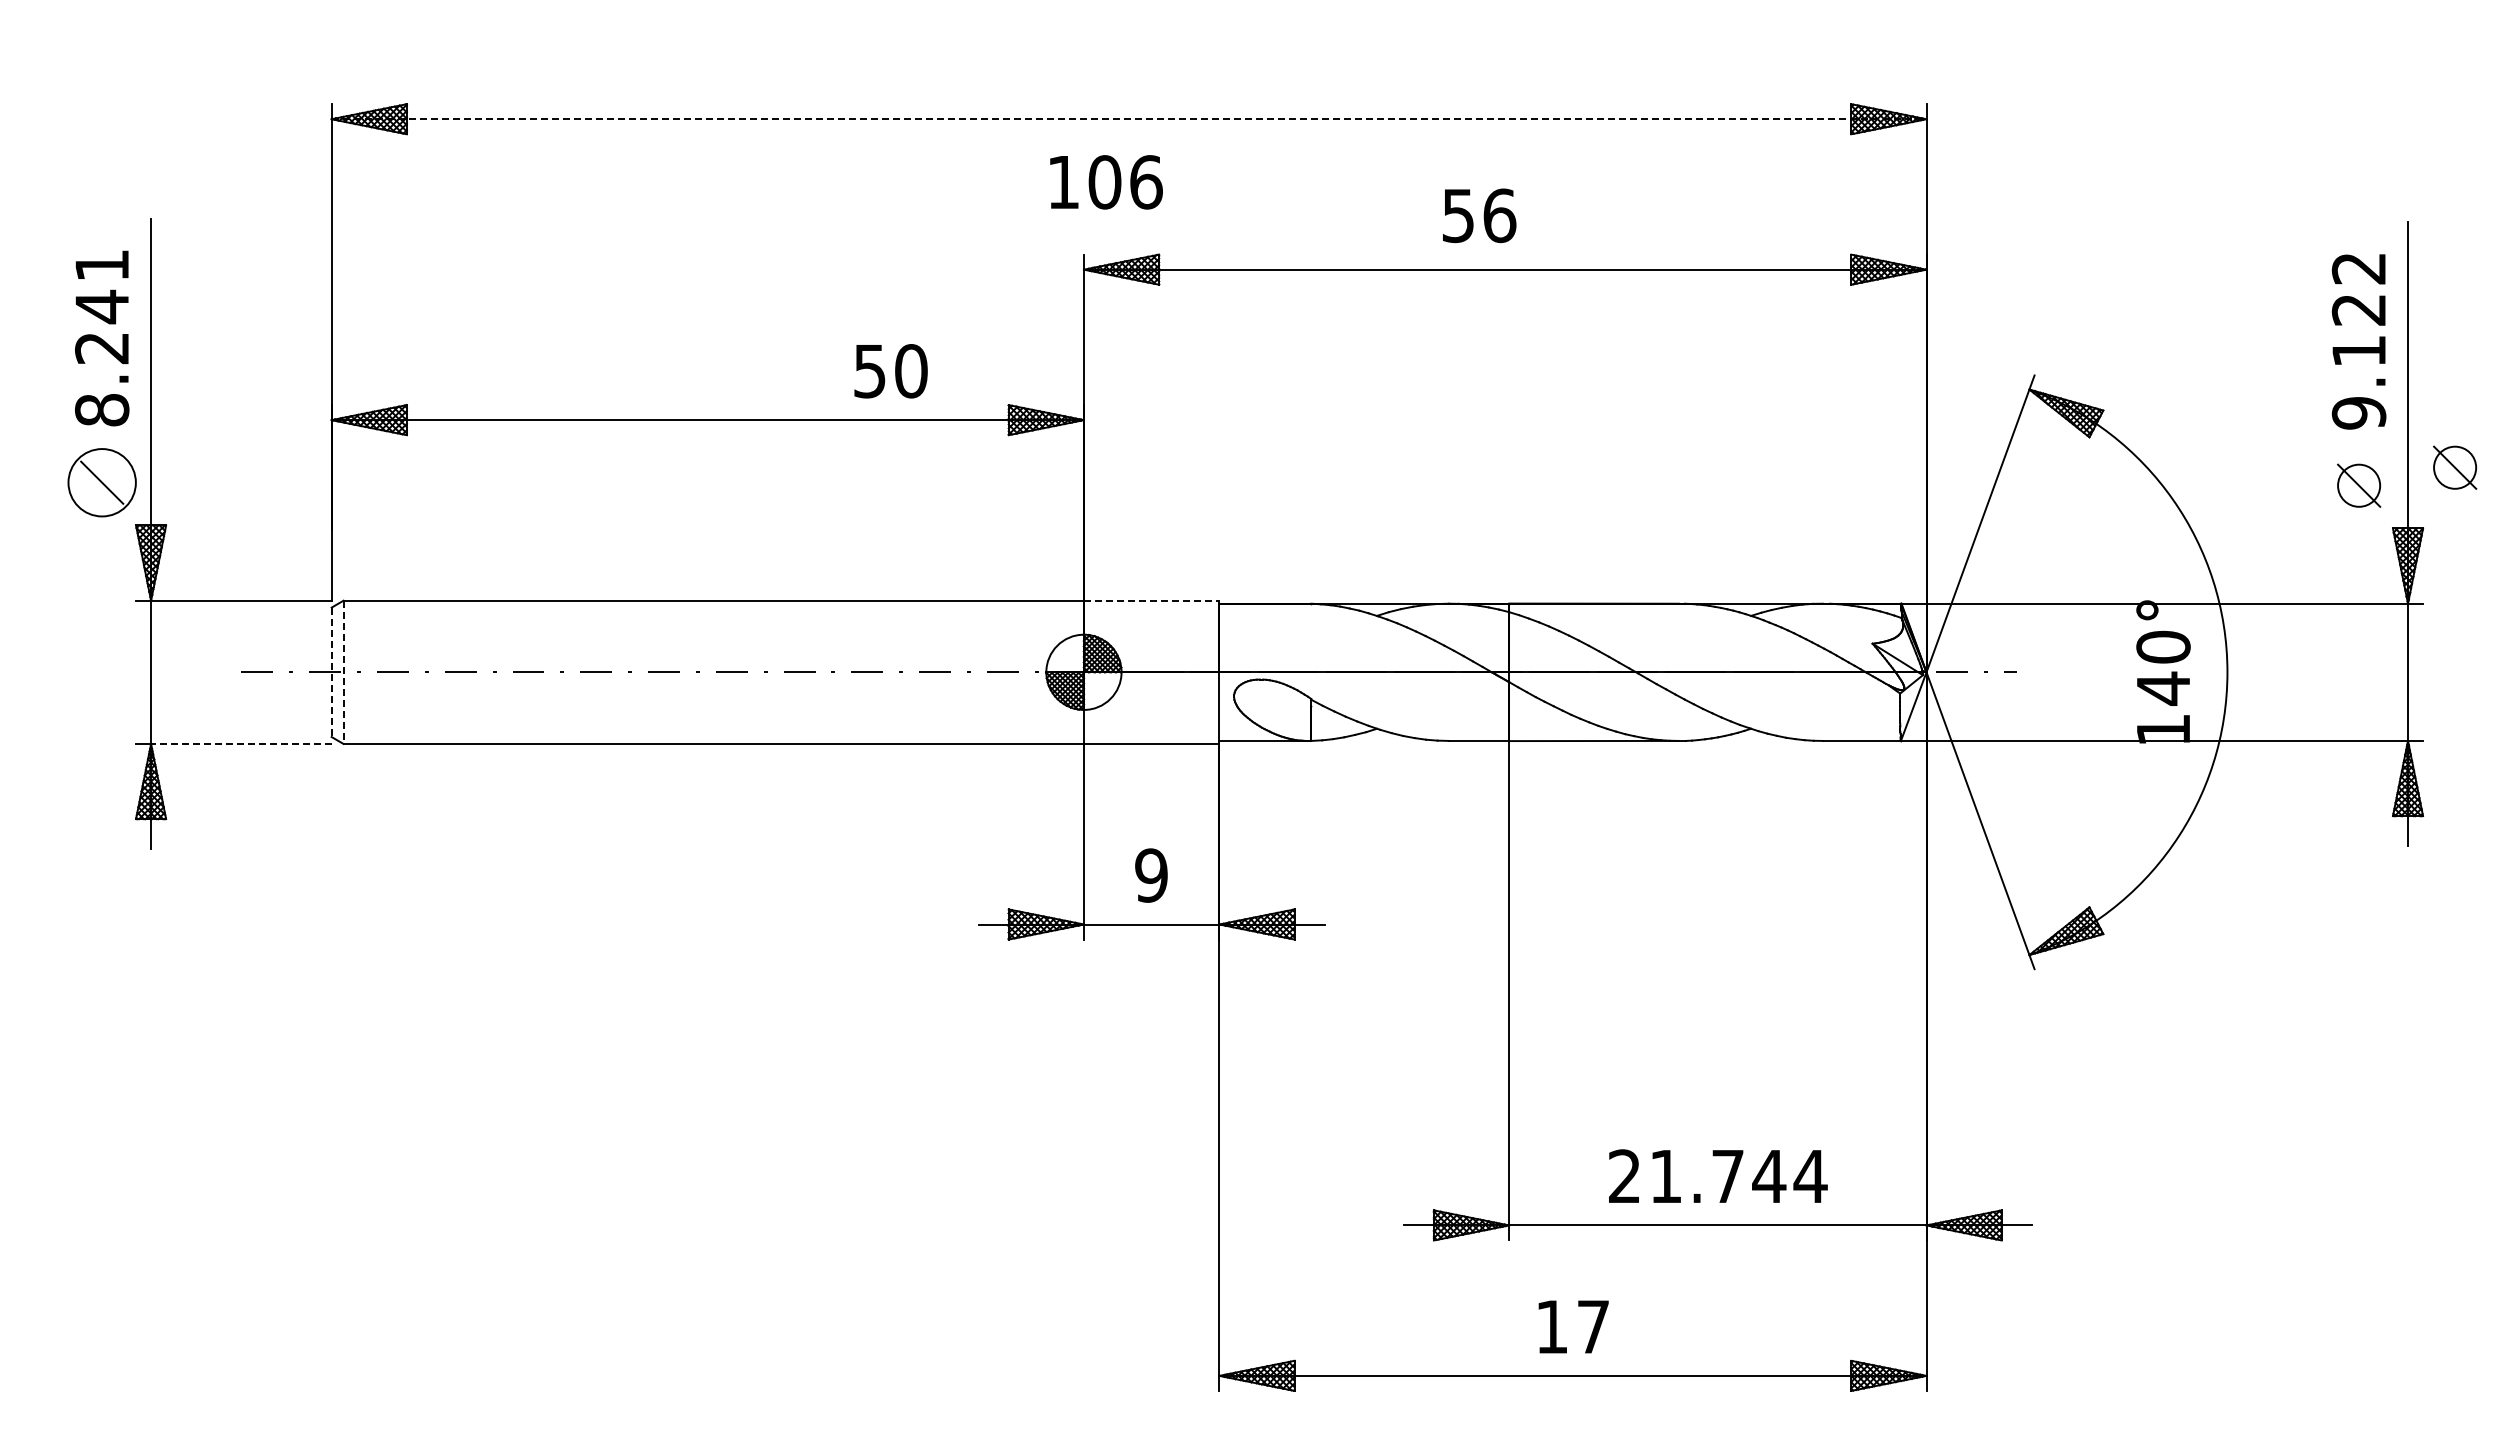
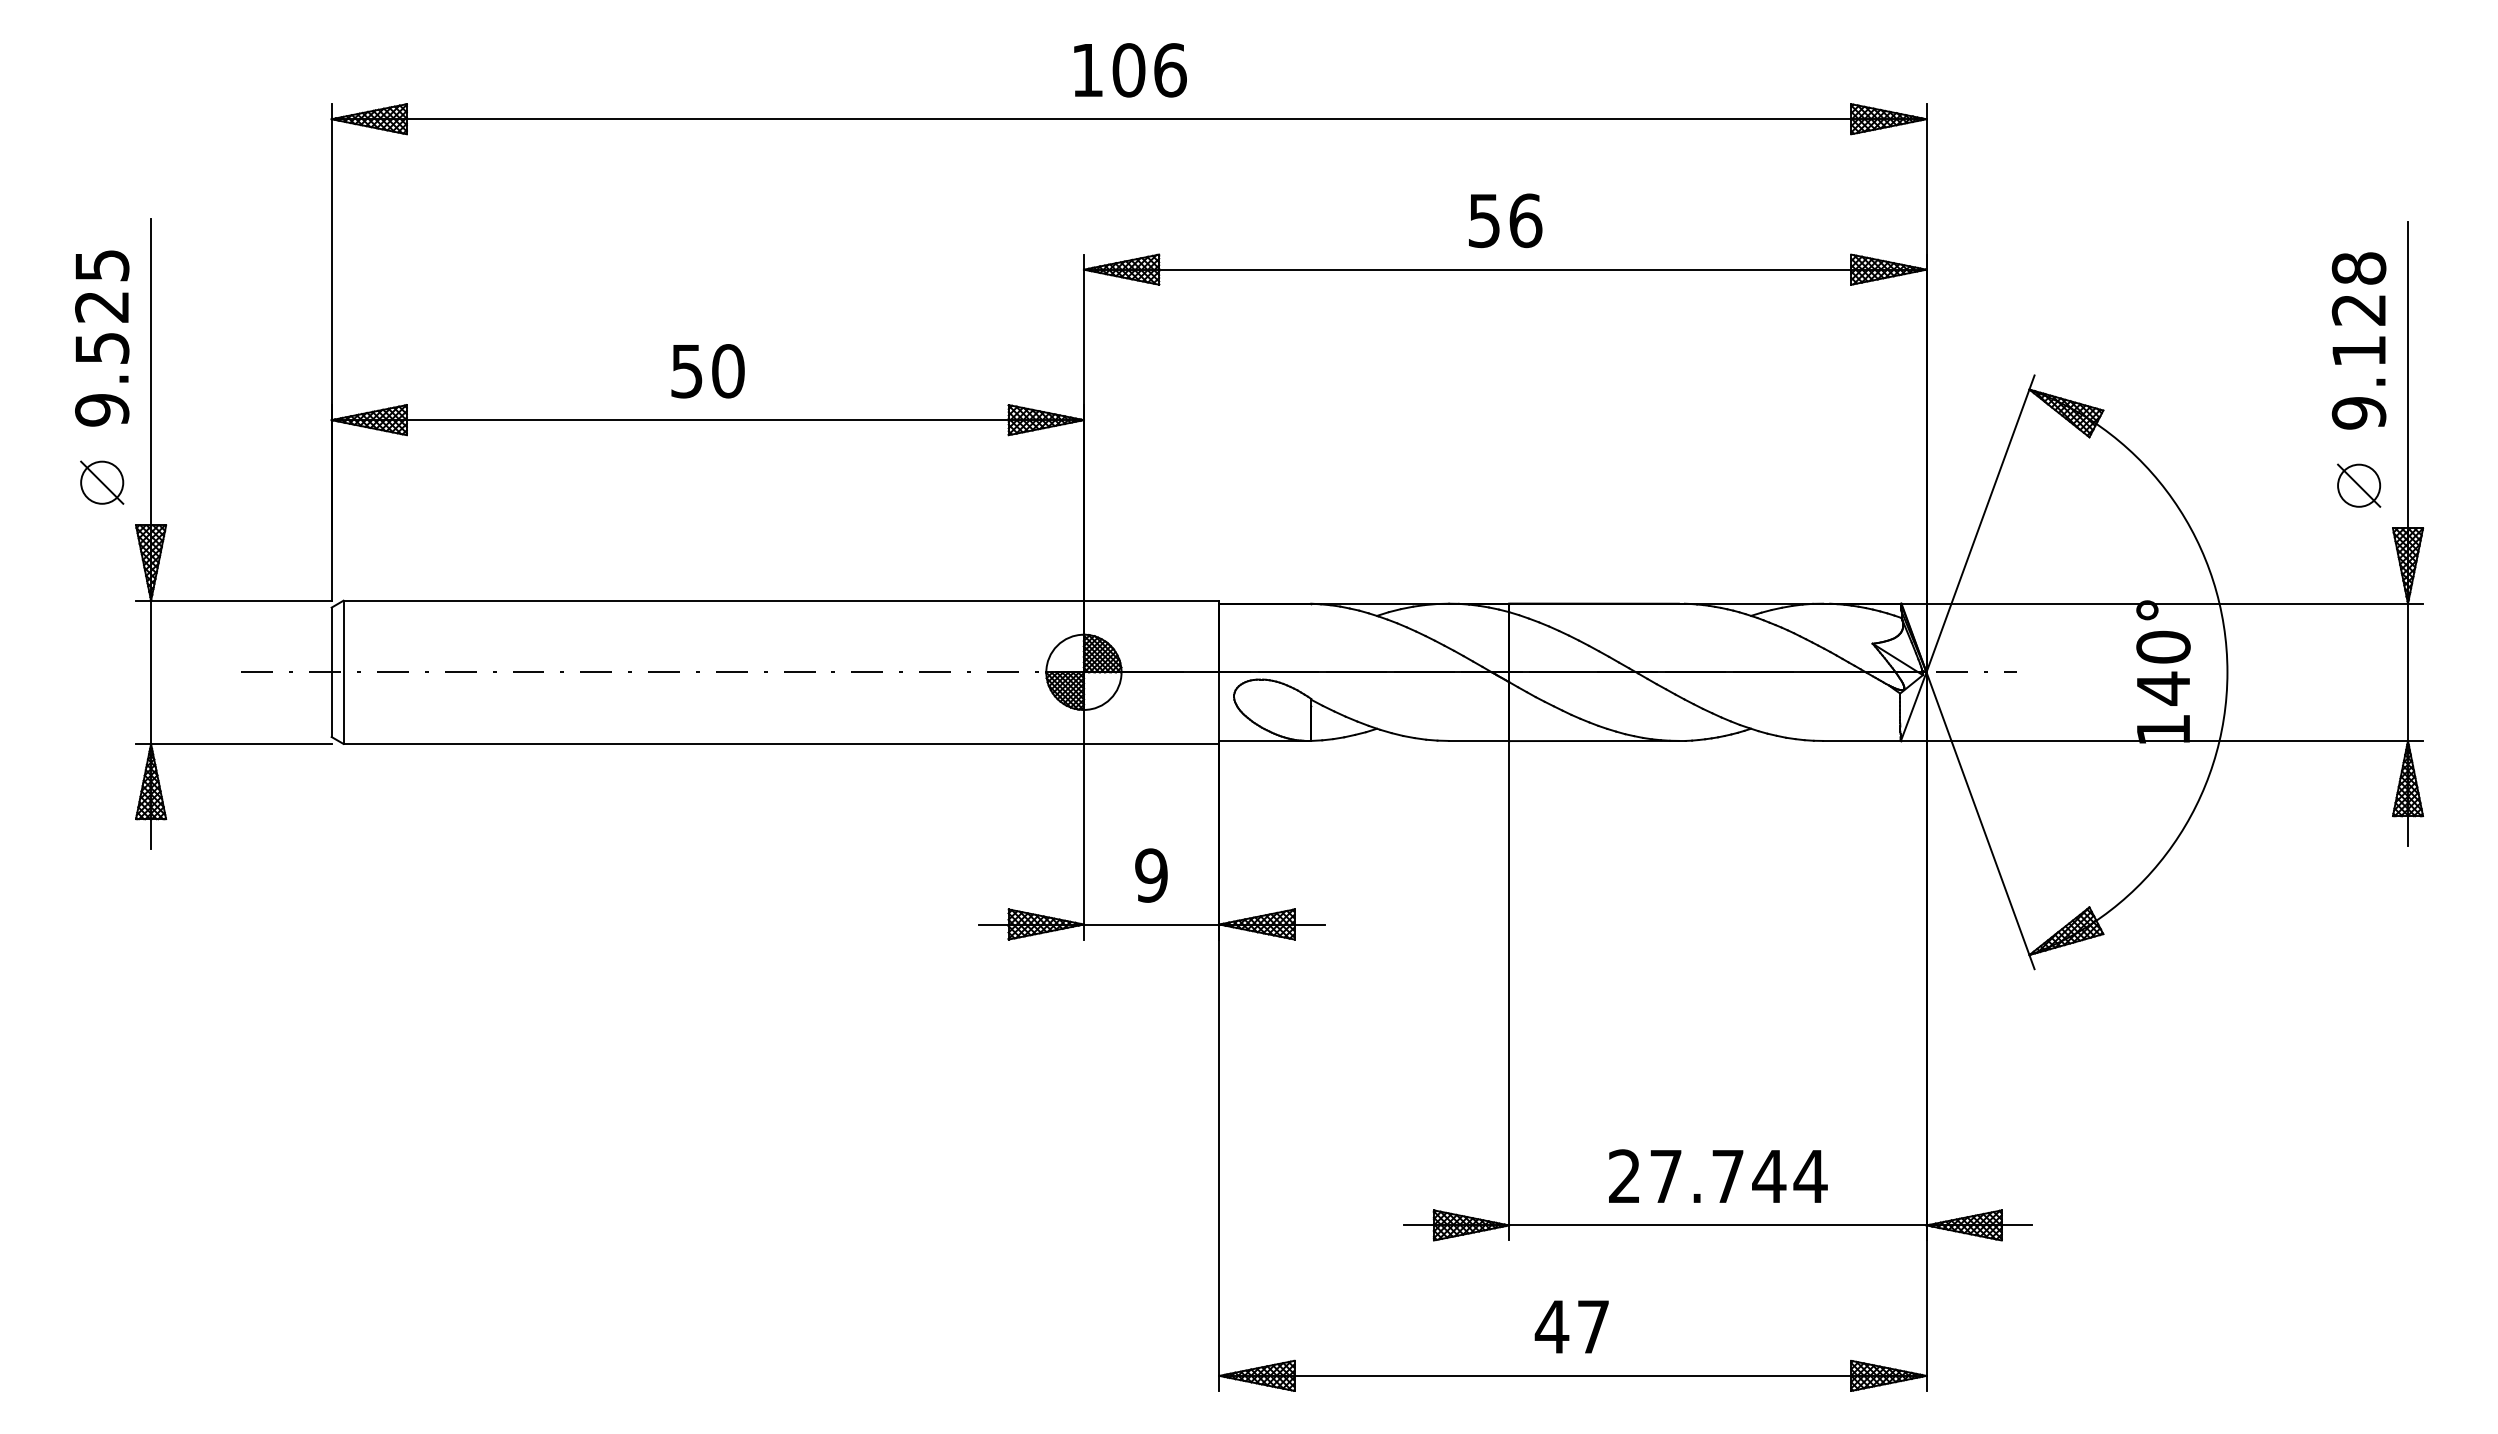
line: dashed -> solid (1129, 119)
text position: (1106, 182) -> (1130, 70) (1130, 70)
text position: (1479, 215) -> (1505, 220) (1505, 220)
text: 9.122 -> 9.128 (2358, 268)
text: 8.241 -> 9.525 (102, 338)
text position: (890, 371) -> (707, 371) (707, 371)
part: present -> none (2455, 467)
circle diameter: 67 px -> 42 px (102, 482)
line: dashed -> solid (1151, 600)
line: dashed -> solid (331, 672)
line: dashed -> solid (343, 672)
line: dashed -> solid (240, 743)
text: 21.744 -> 27.744 (1665, 1176)
text: 17 -> 47 (1551, 1326)
